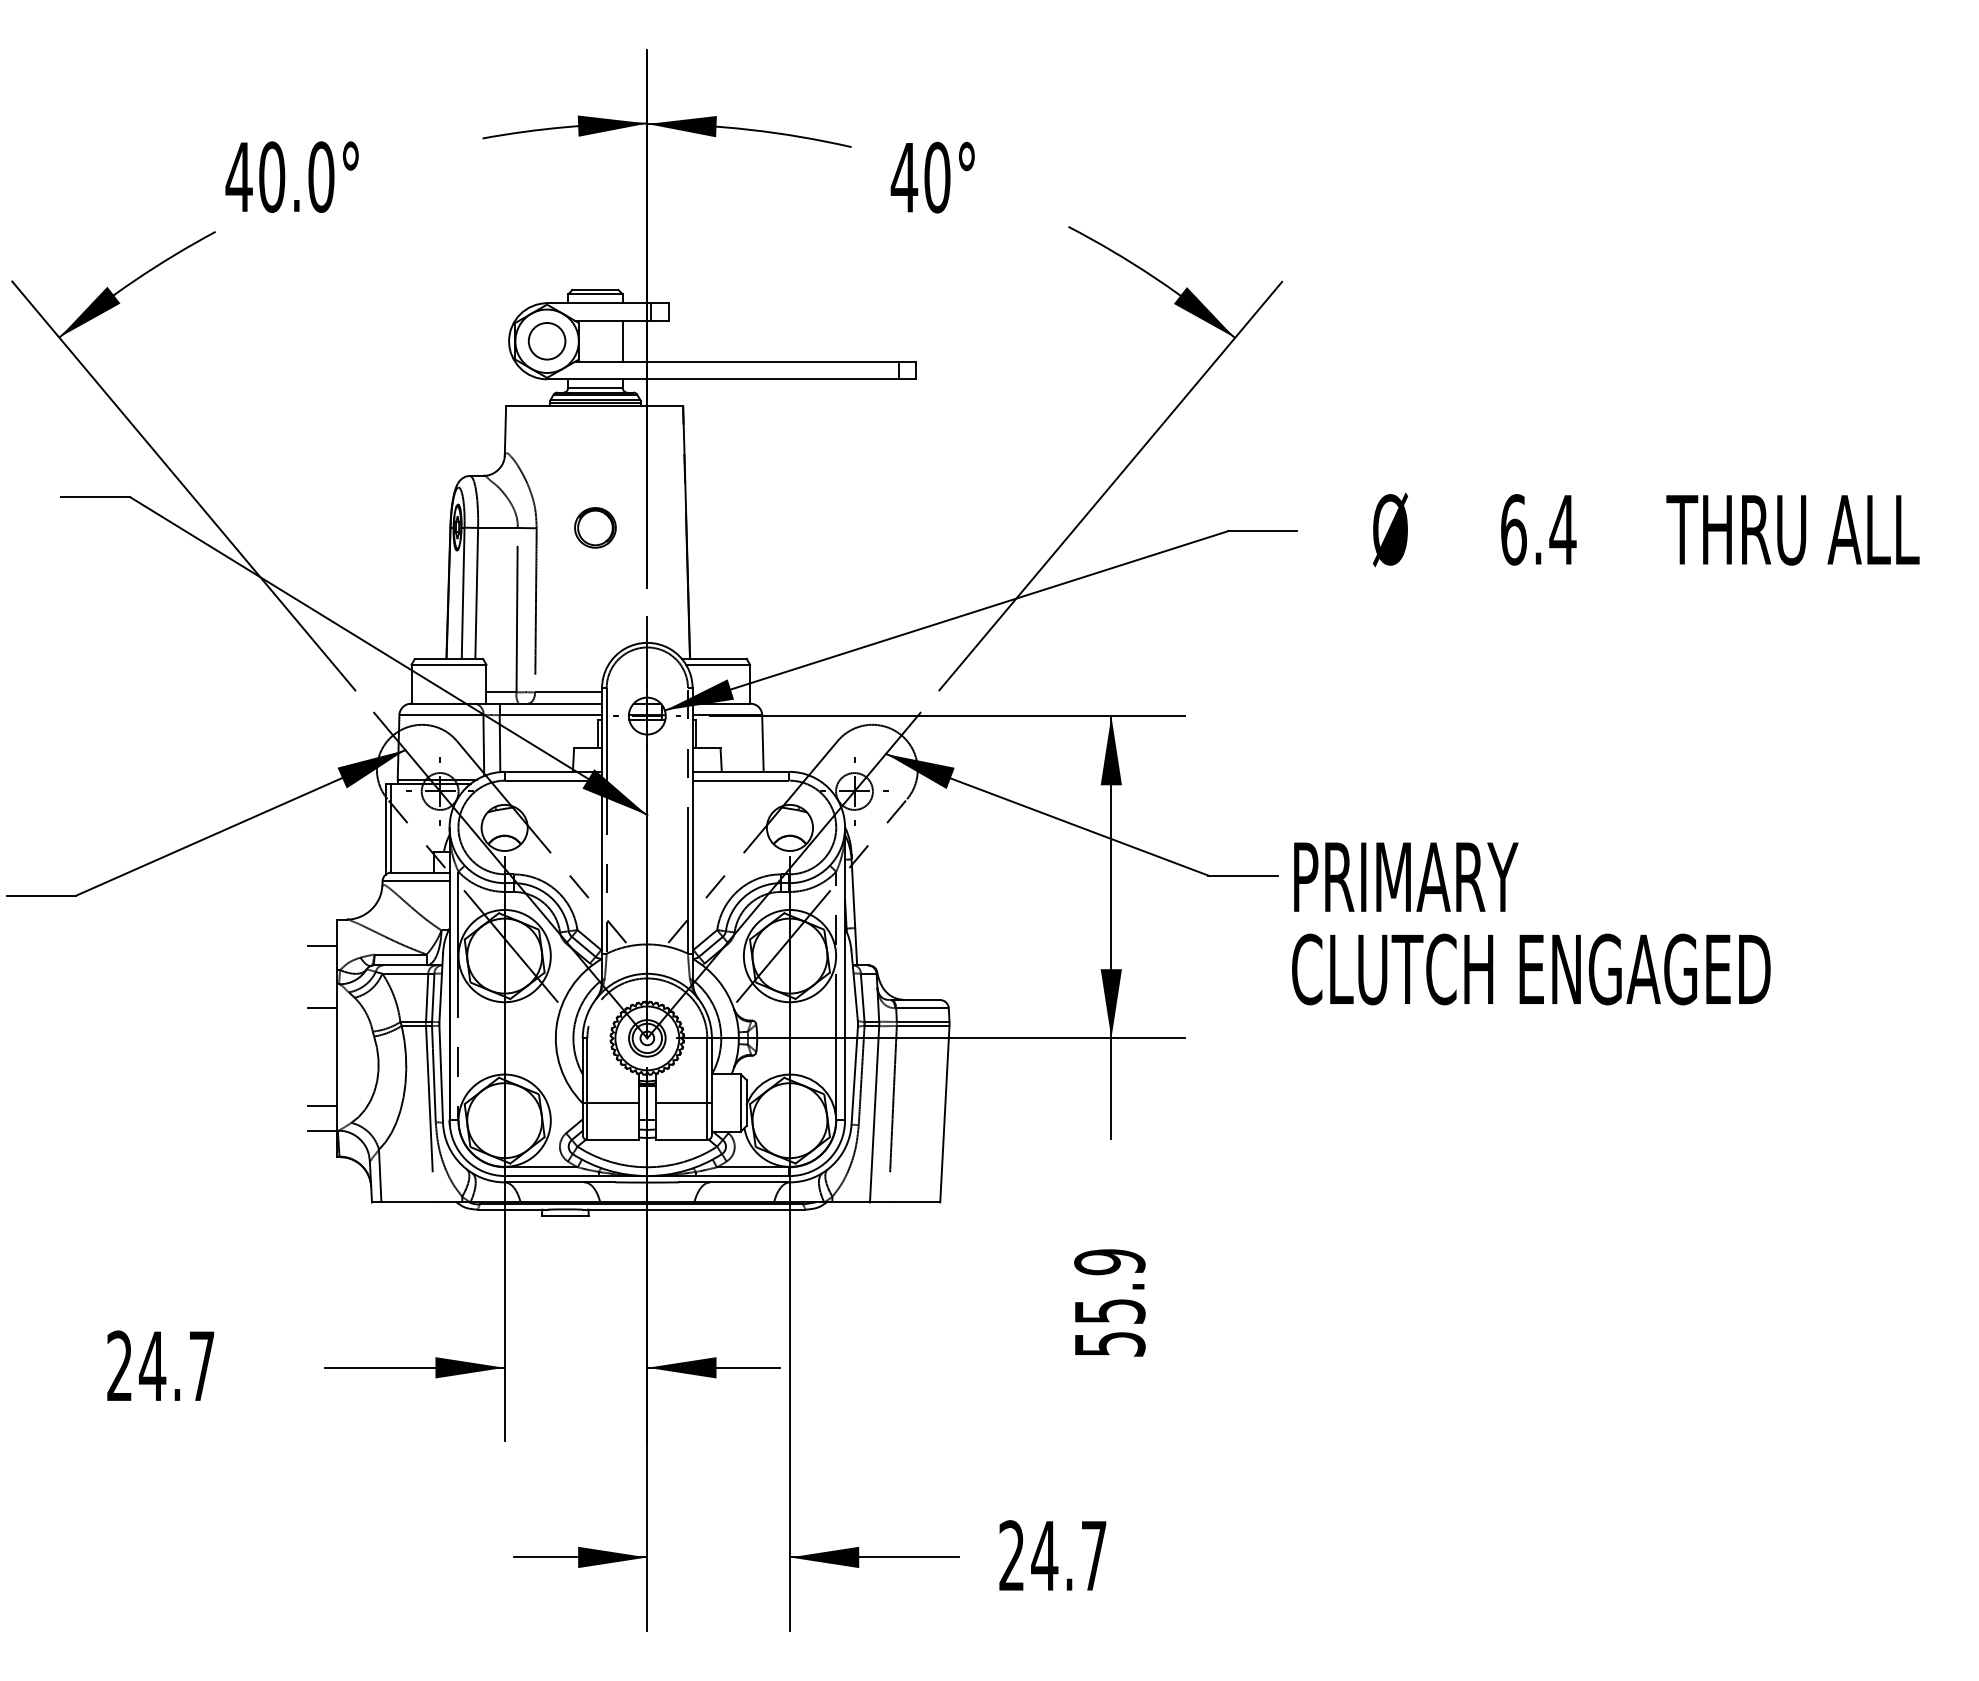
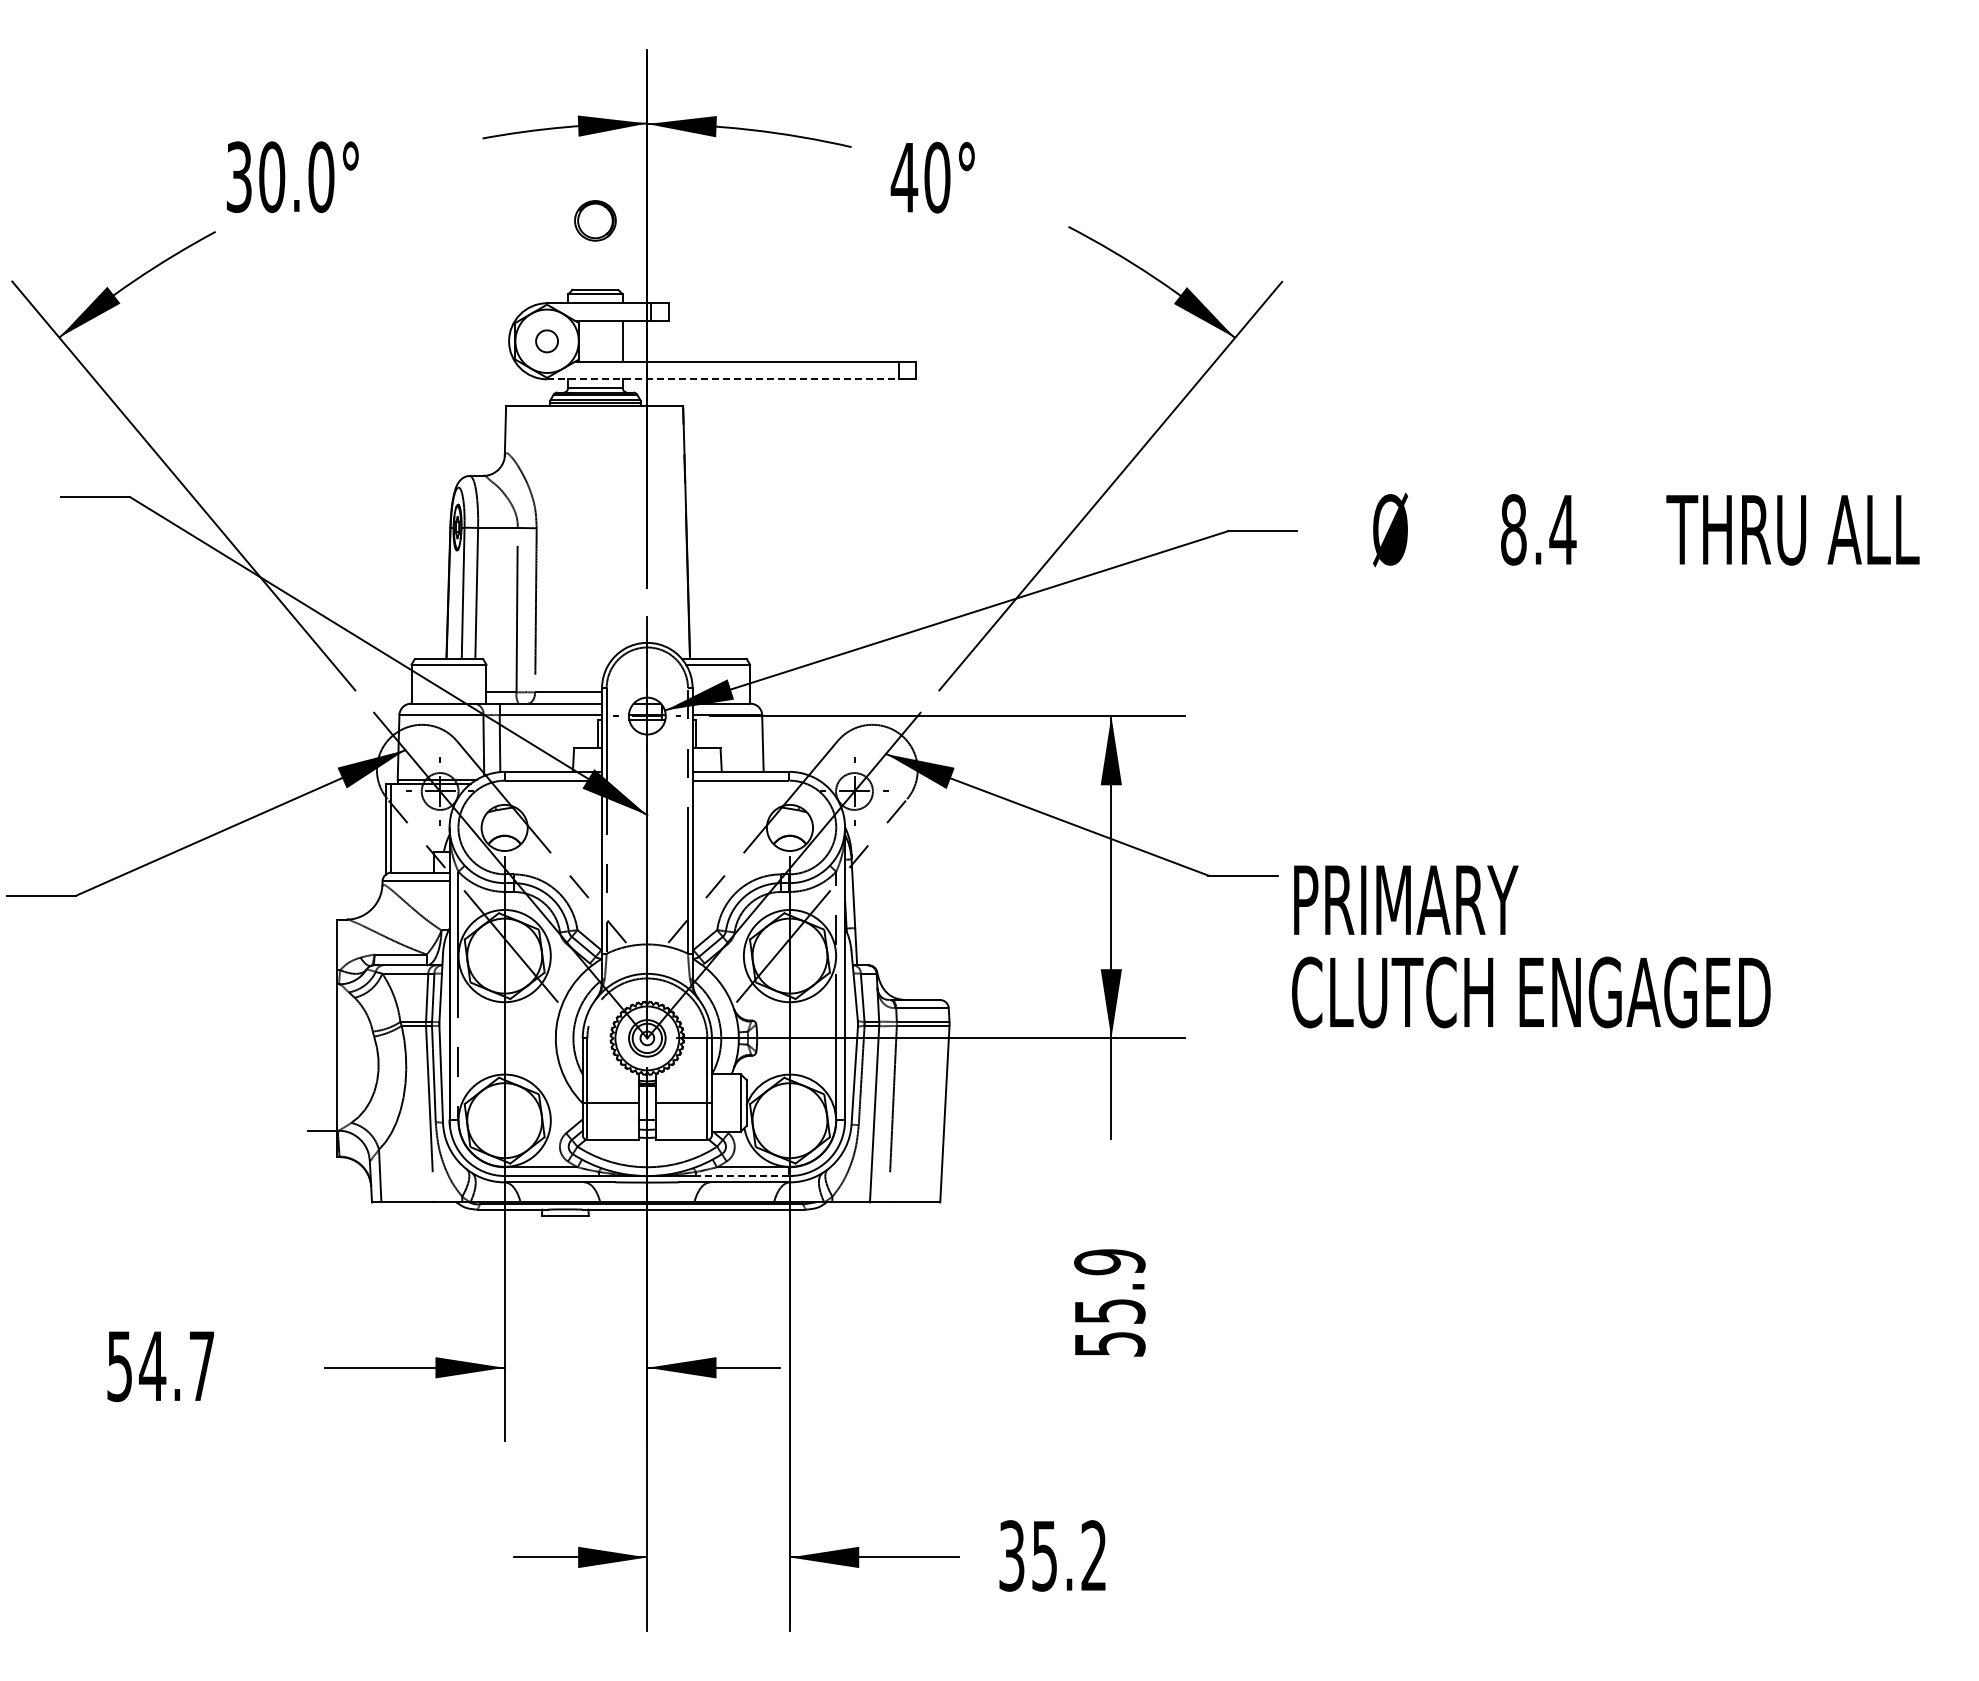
text: 40.0° -> 30.0° (238, 176)
circle size: 40x39 px -> 24x25 px (546, 341)
line: solid -> dashed (722, 379)
part position: (595, 527) -> (595, 220) (595, 220)
text: 6.4 -> 8.4 (1513, 529)
text position: (1531, 923) -> (1531, 946) (1531, 946)
line: present -> none (322, 946)
line: present -> none (322, 1008)
line: present -> none (322, 1106)
line: solid -> dashed (742, 1176)
text: 24.7 -> 54.7 (119, 1366)
text: 24.7 -> 35.2 (1052, 1555)
